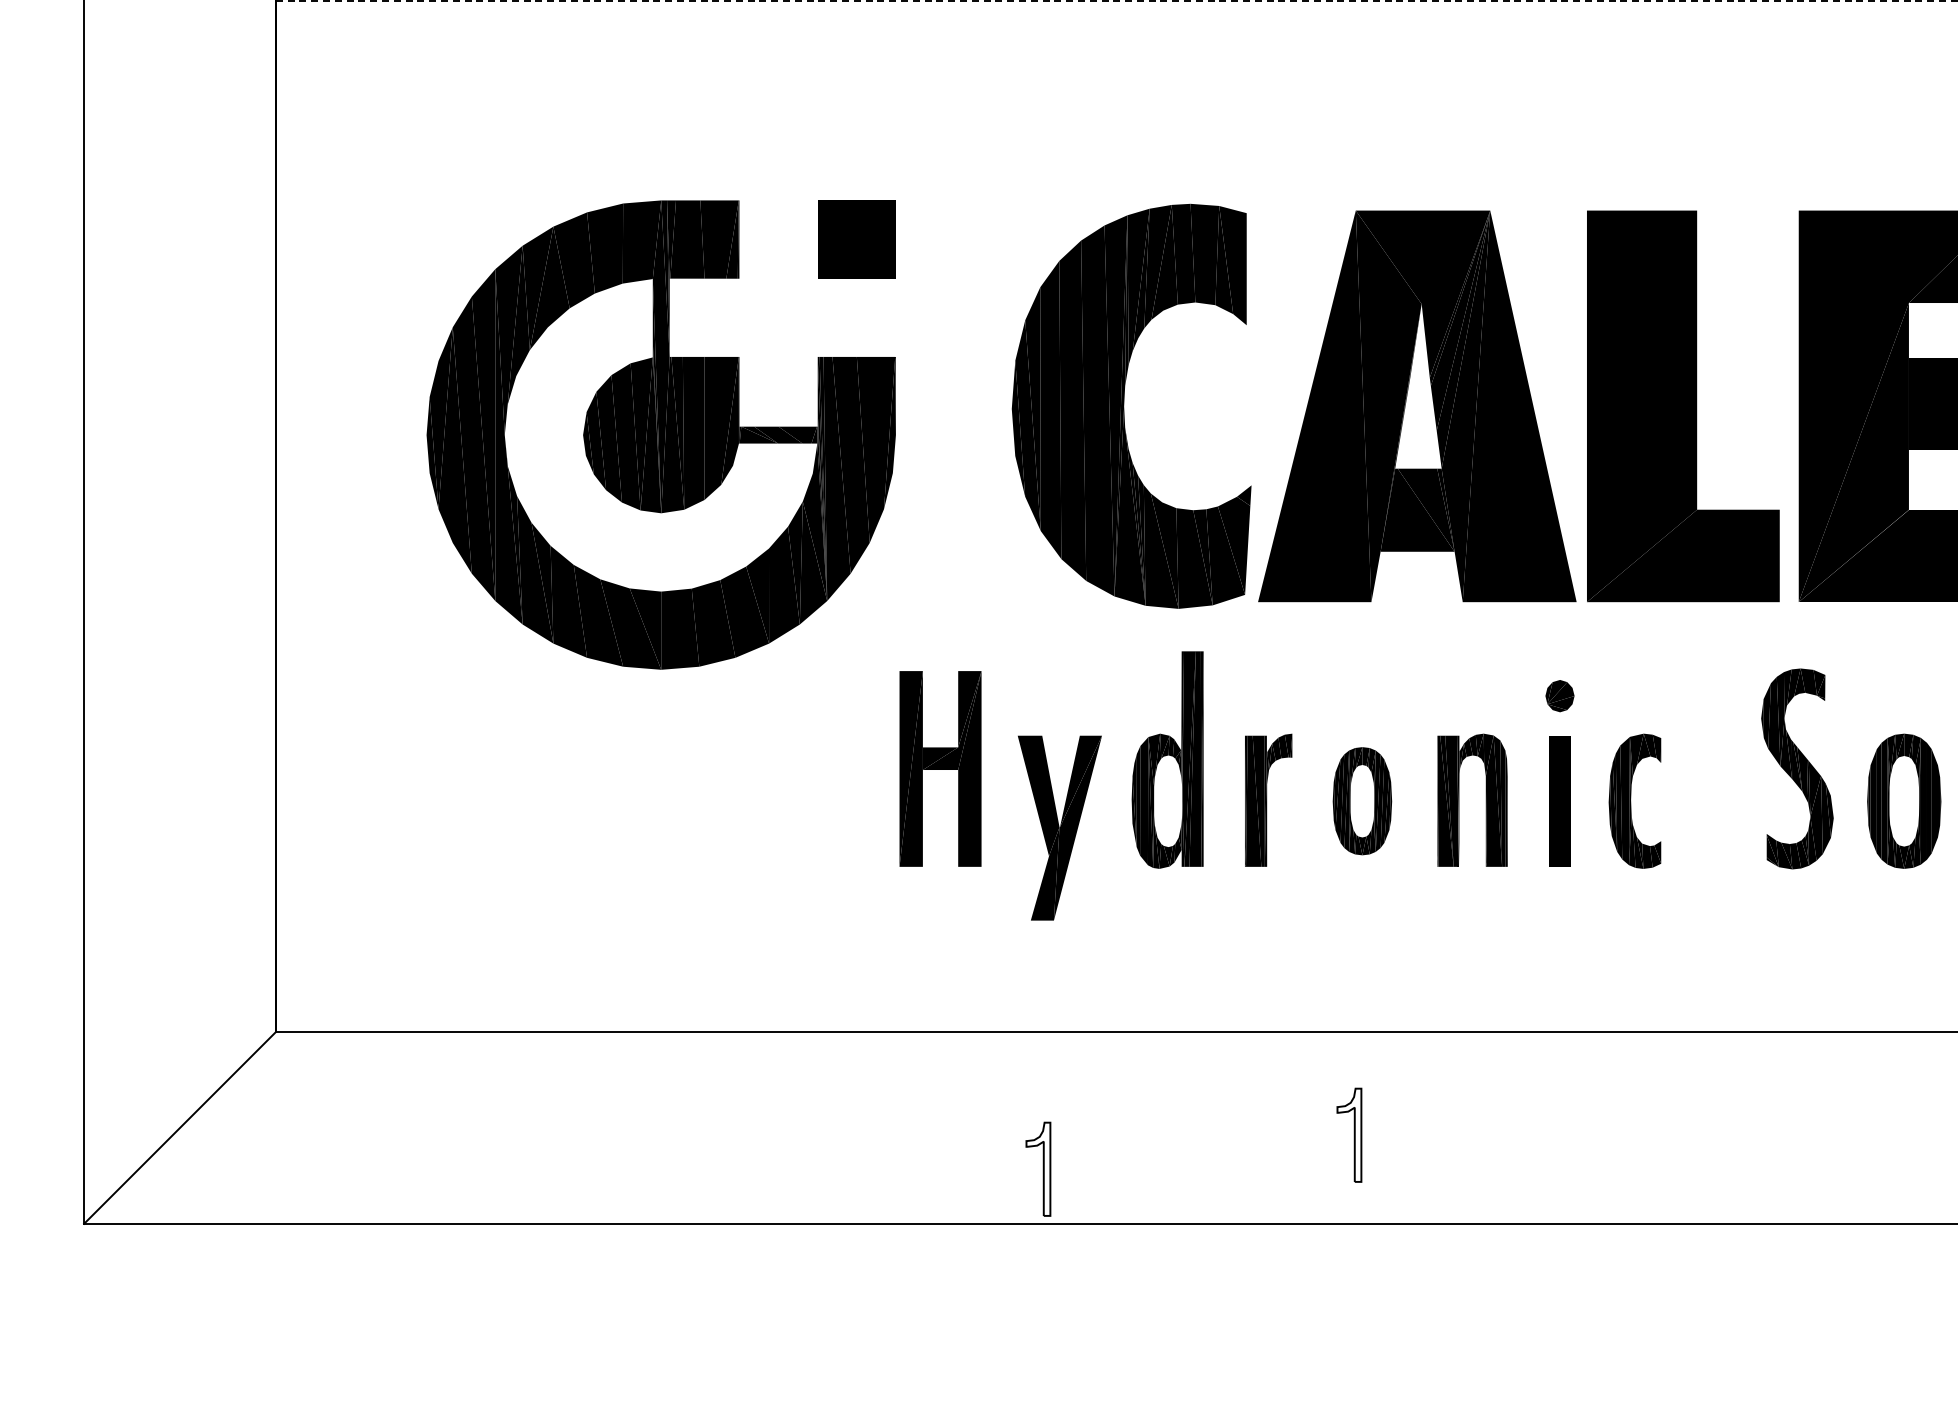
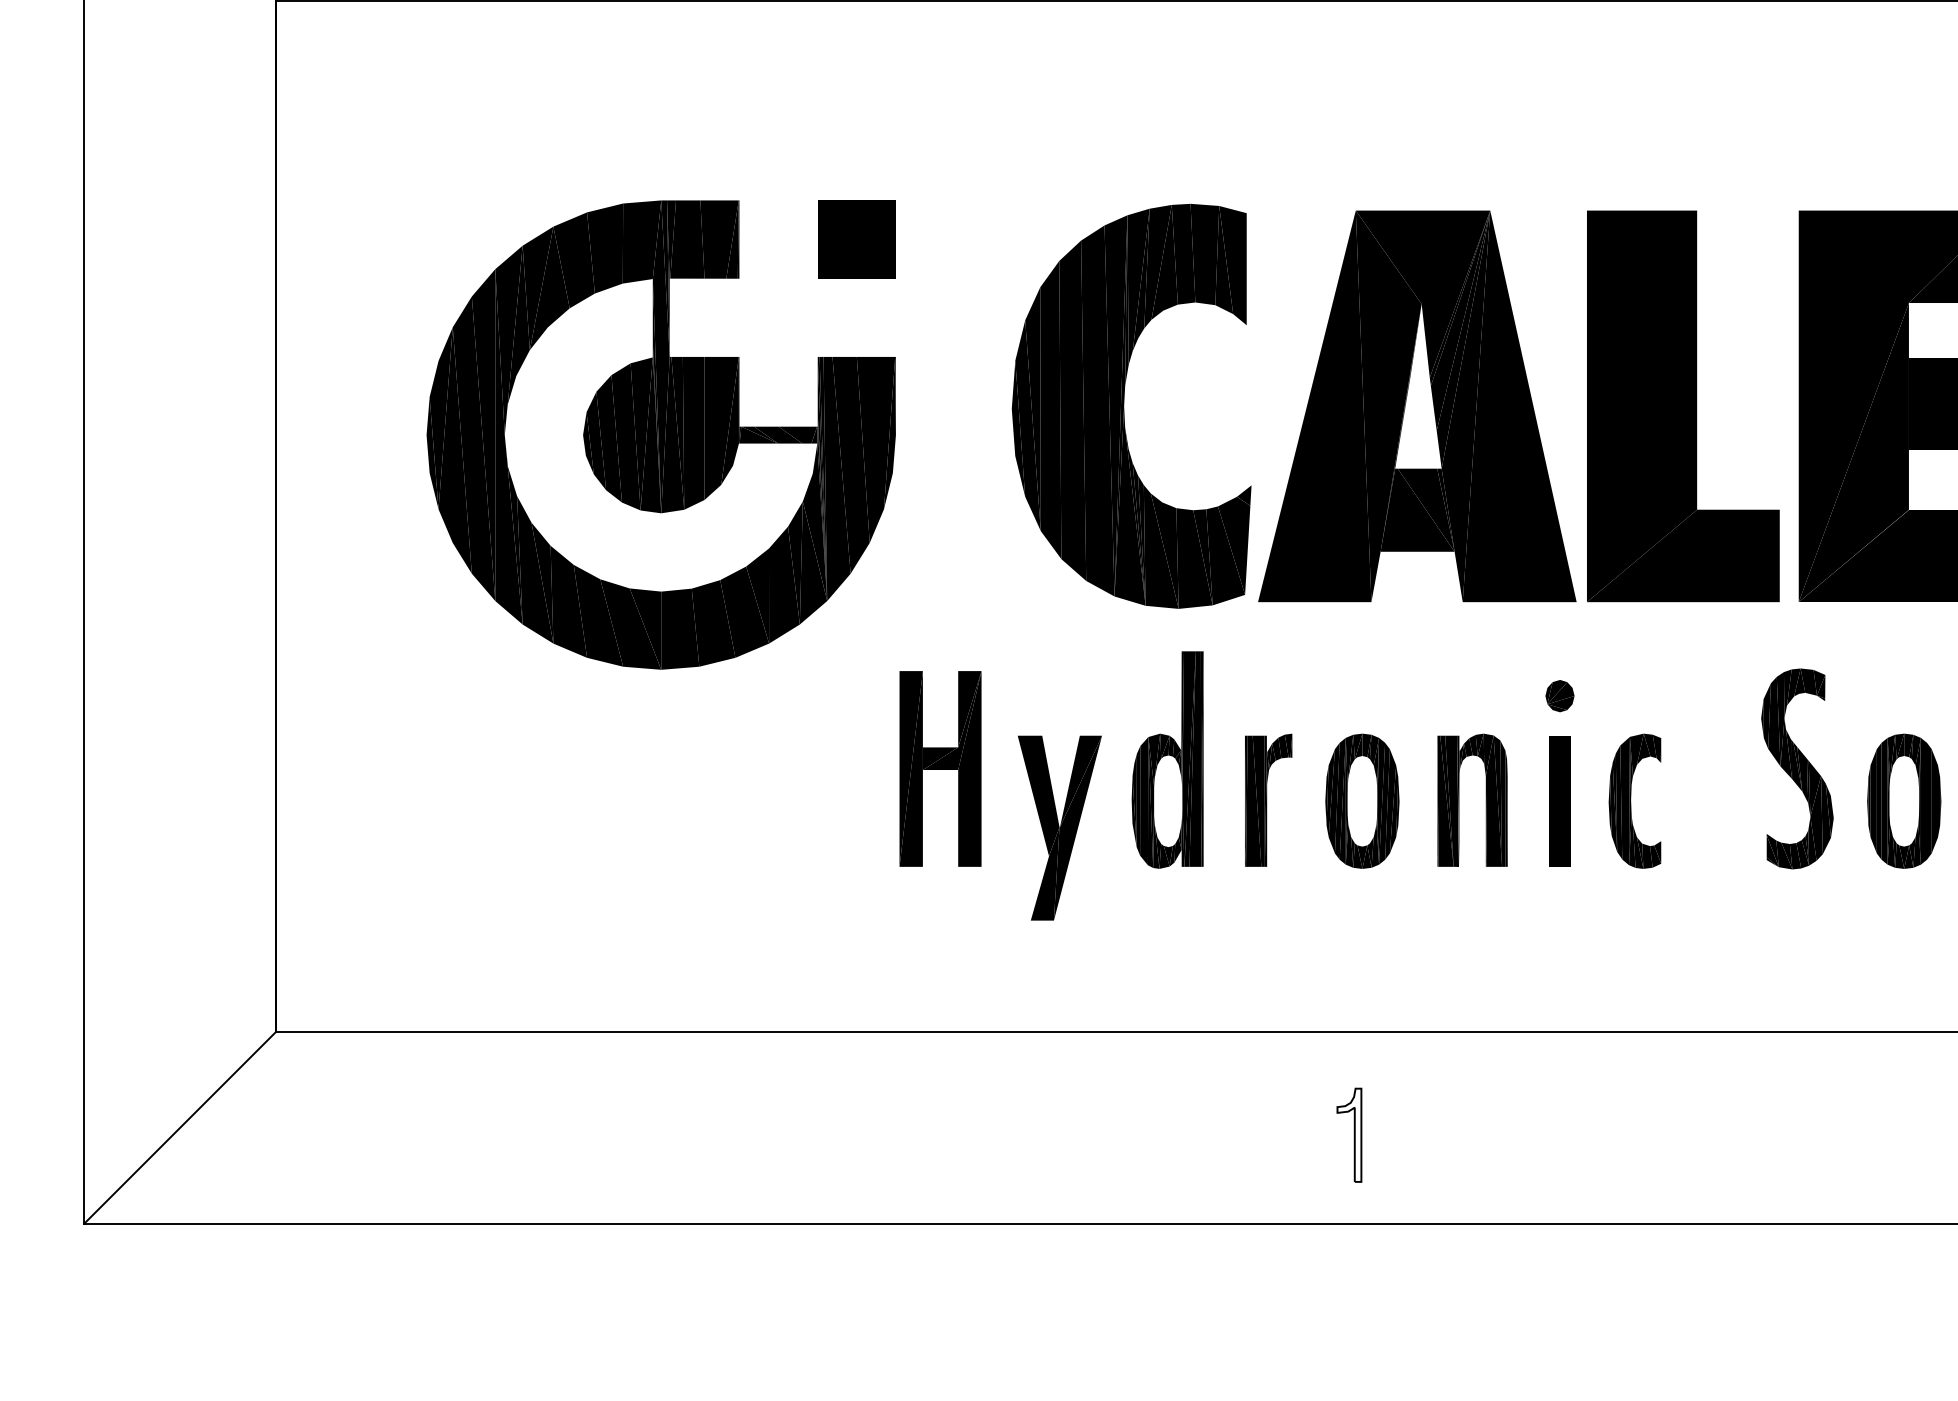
line: dashed -> solid (1117, 1)
part size: 61x109 px -> 75x136 px (1362, 800)
part: present -> none (1038, 1168)
